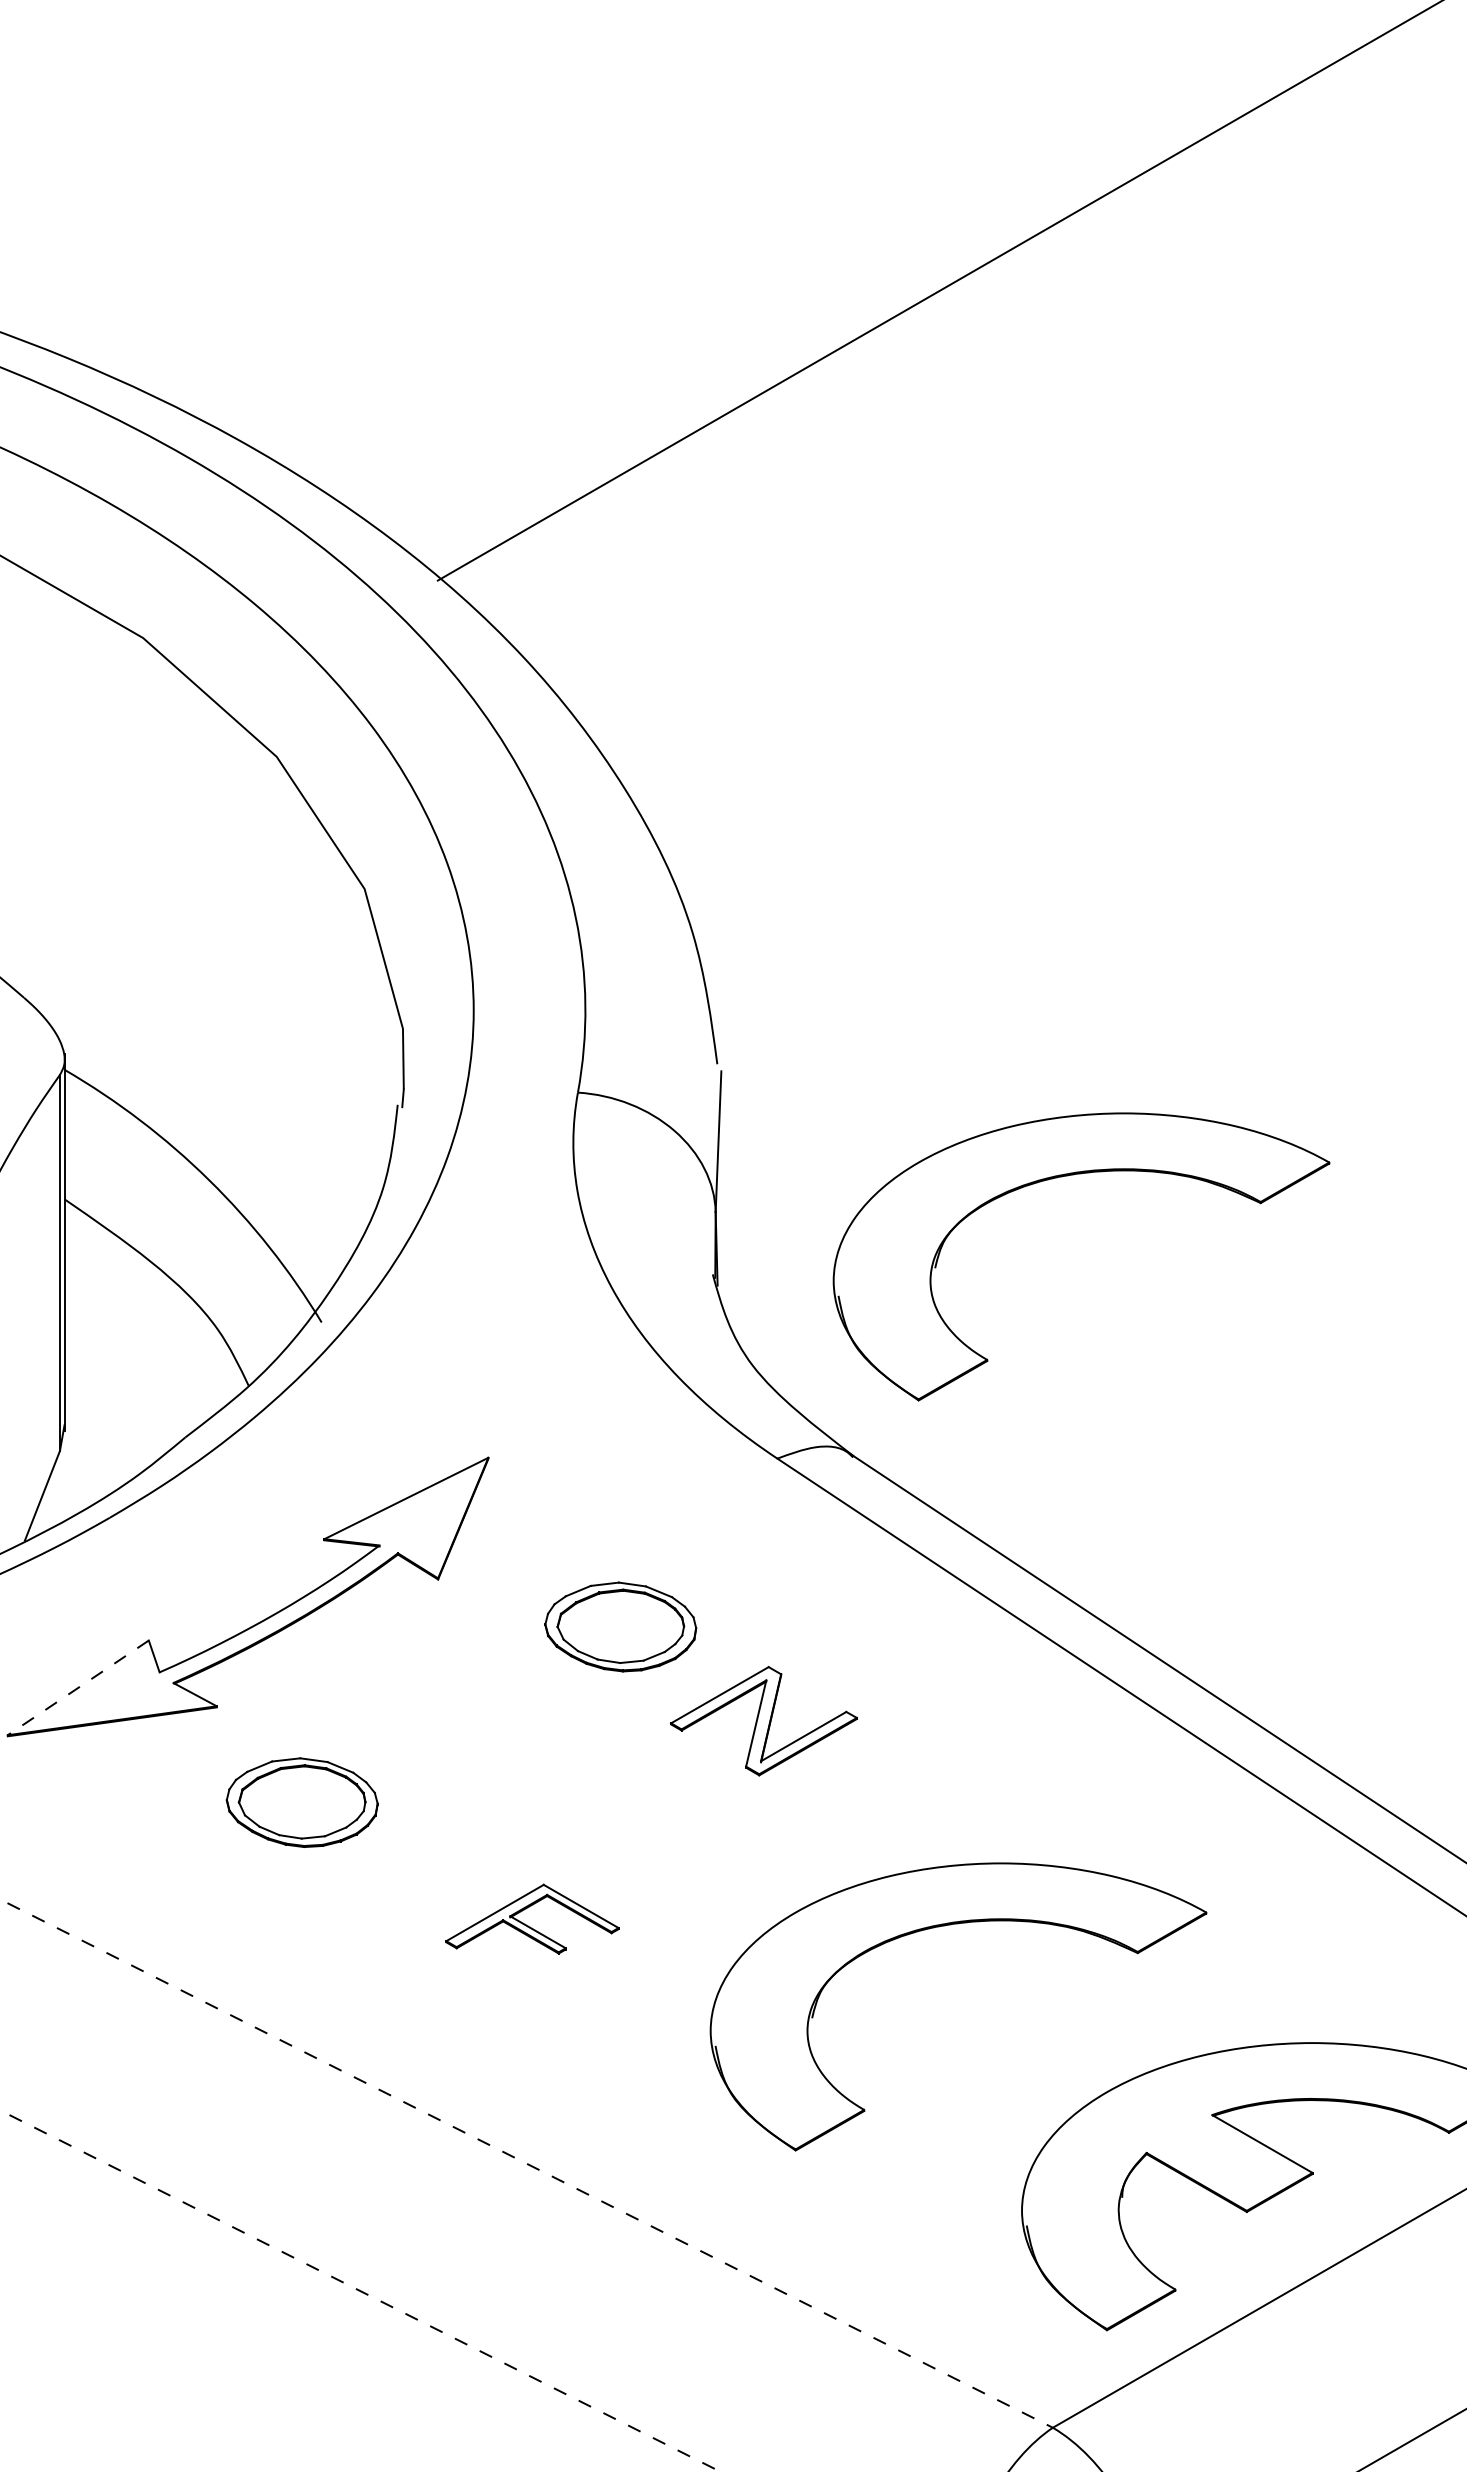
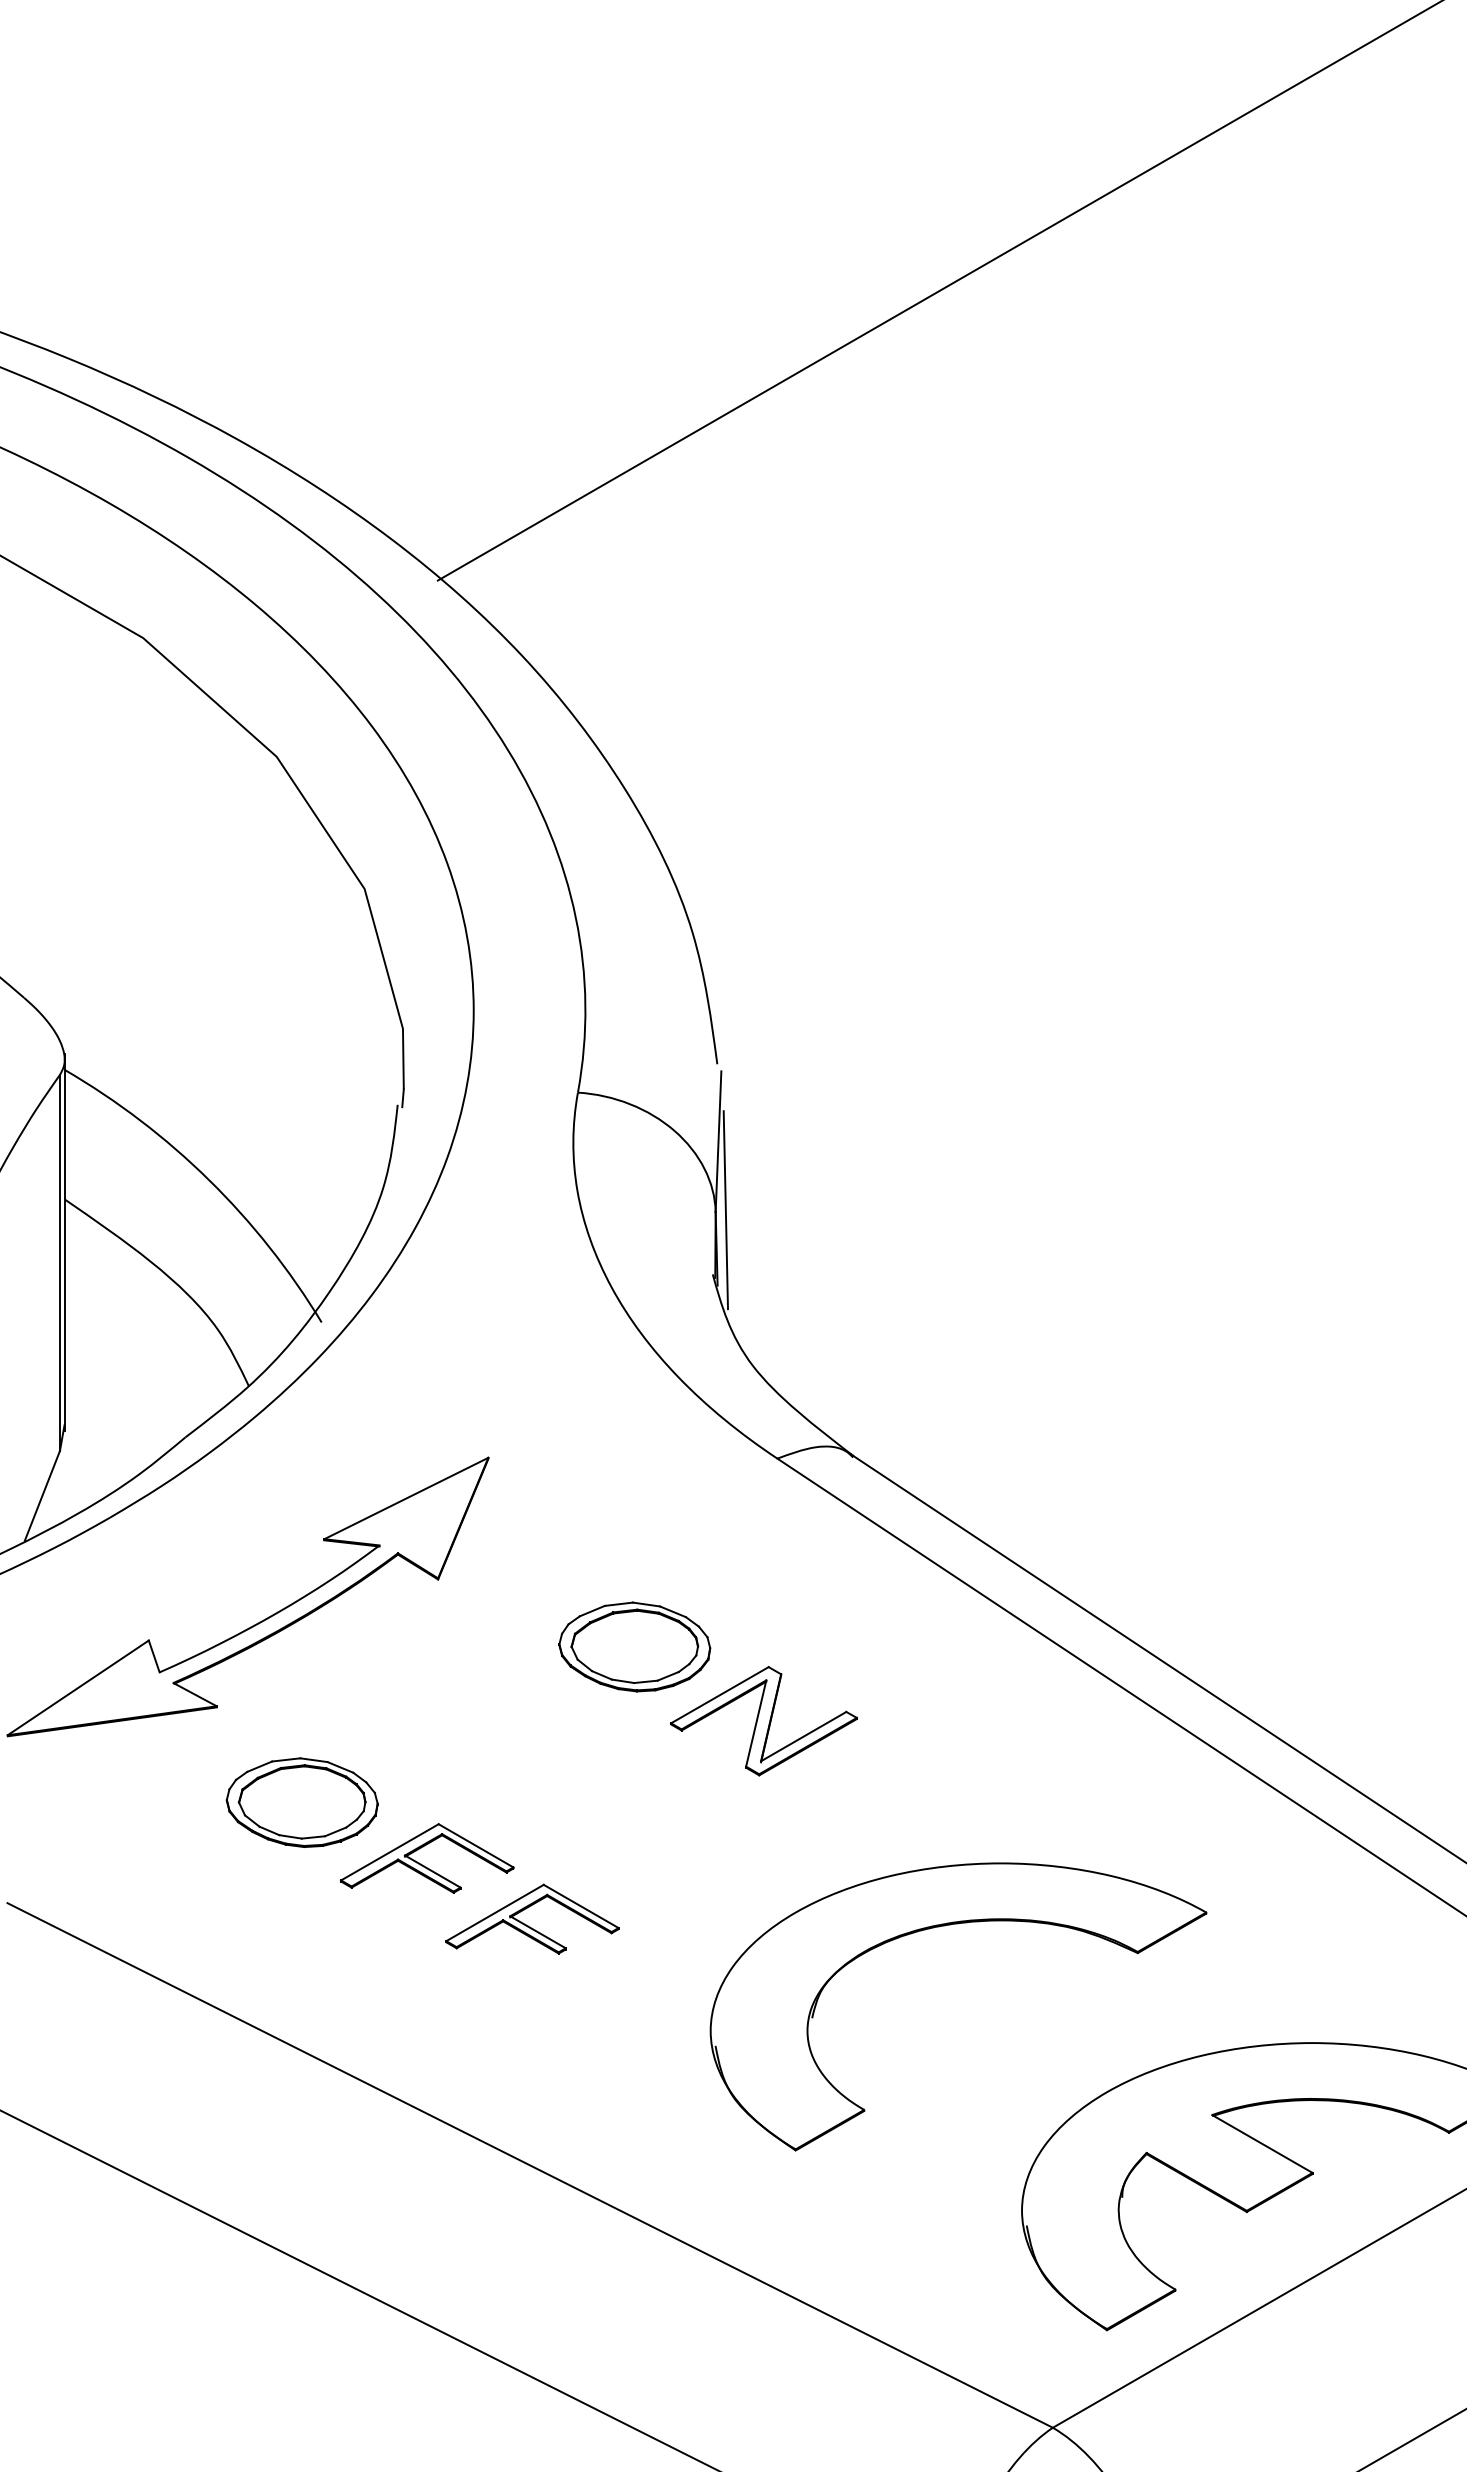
part: present -> none (1068, 1176)
line: none -> present (725, 1210)
part position: (620, 1626) -> (634, 1646) (634, 1646)
line: dashed -> solid (78, 1687)
part: none -> present (424, 1865)
line: dashed -> solid (530, 2165)
line: dashed -> solid (360, 2290)
